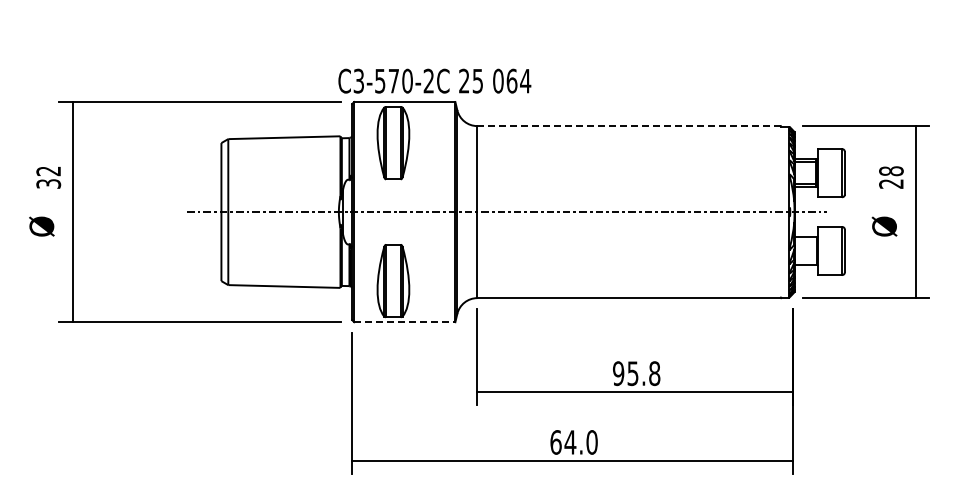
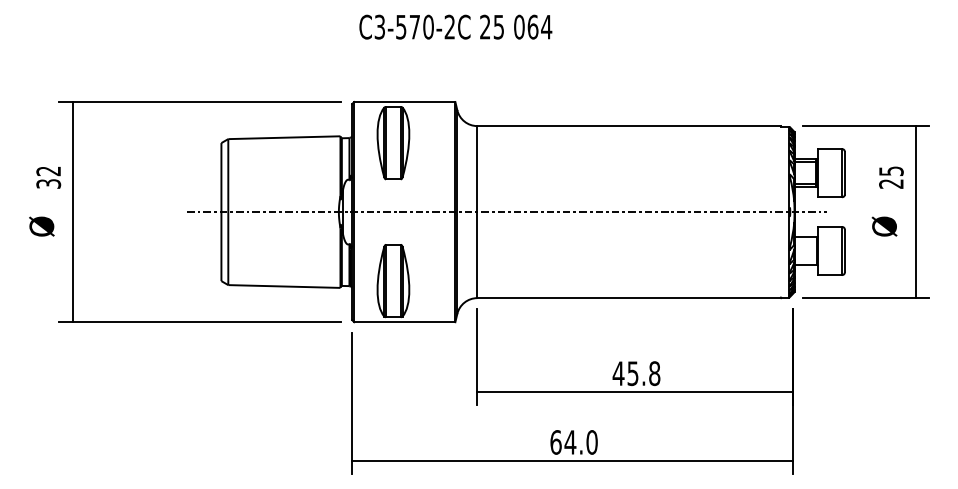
text position: (434, 80) -> (455, 26) (455, 26)
line: dashed -> solid (629, 126)
text: 28 -> 25 (891, 171)
line: dashed -> solid (404, 322)
text: 95.8 -> 45.8 (618, 373)
